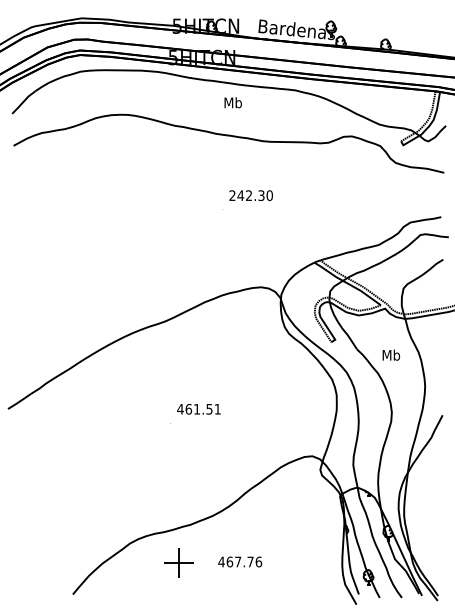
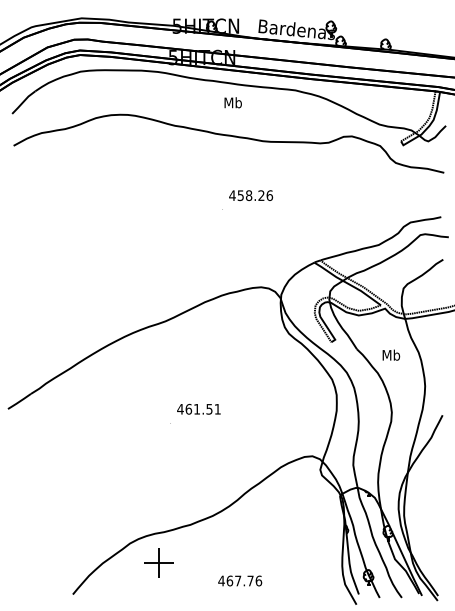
text: 242.30 -> 458.26 (251, 195)
text position: (240, 561) -> (240, 580) (240, 580)
part position: (178, 562) -> (158, 562) (158, 562)
